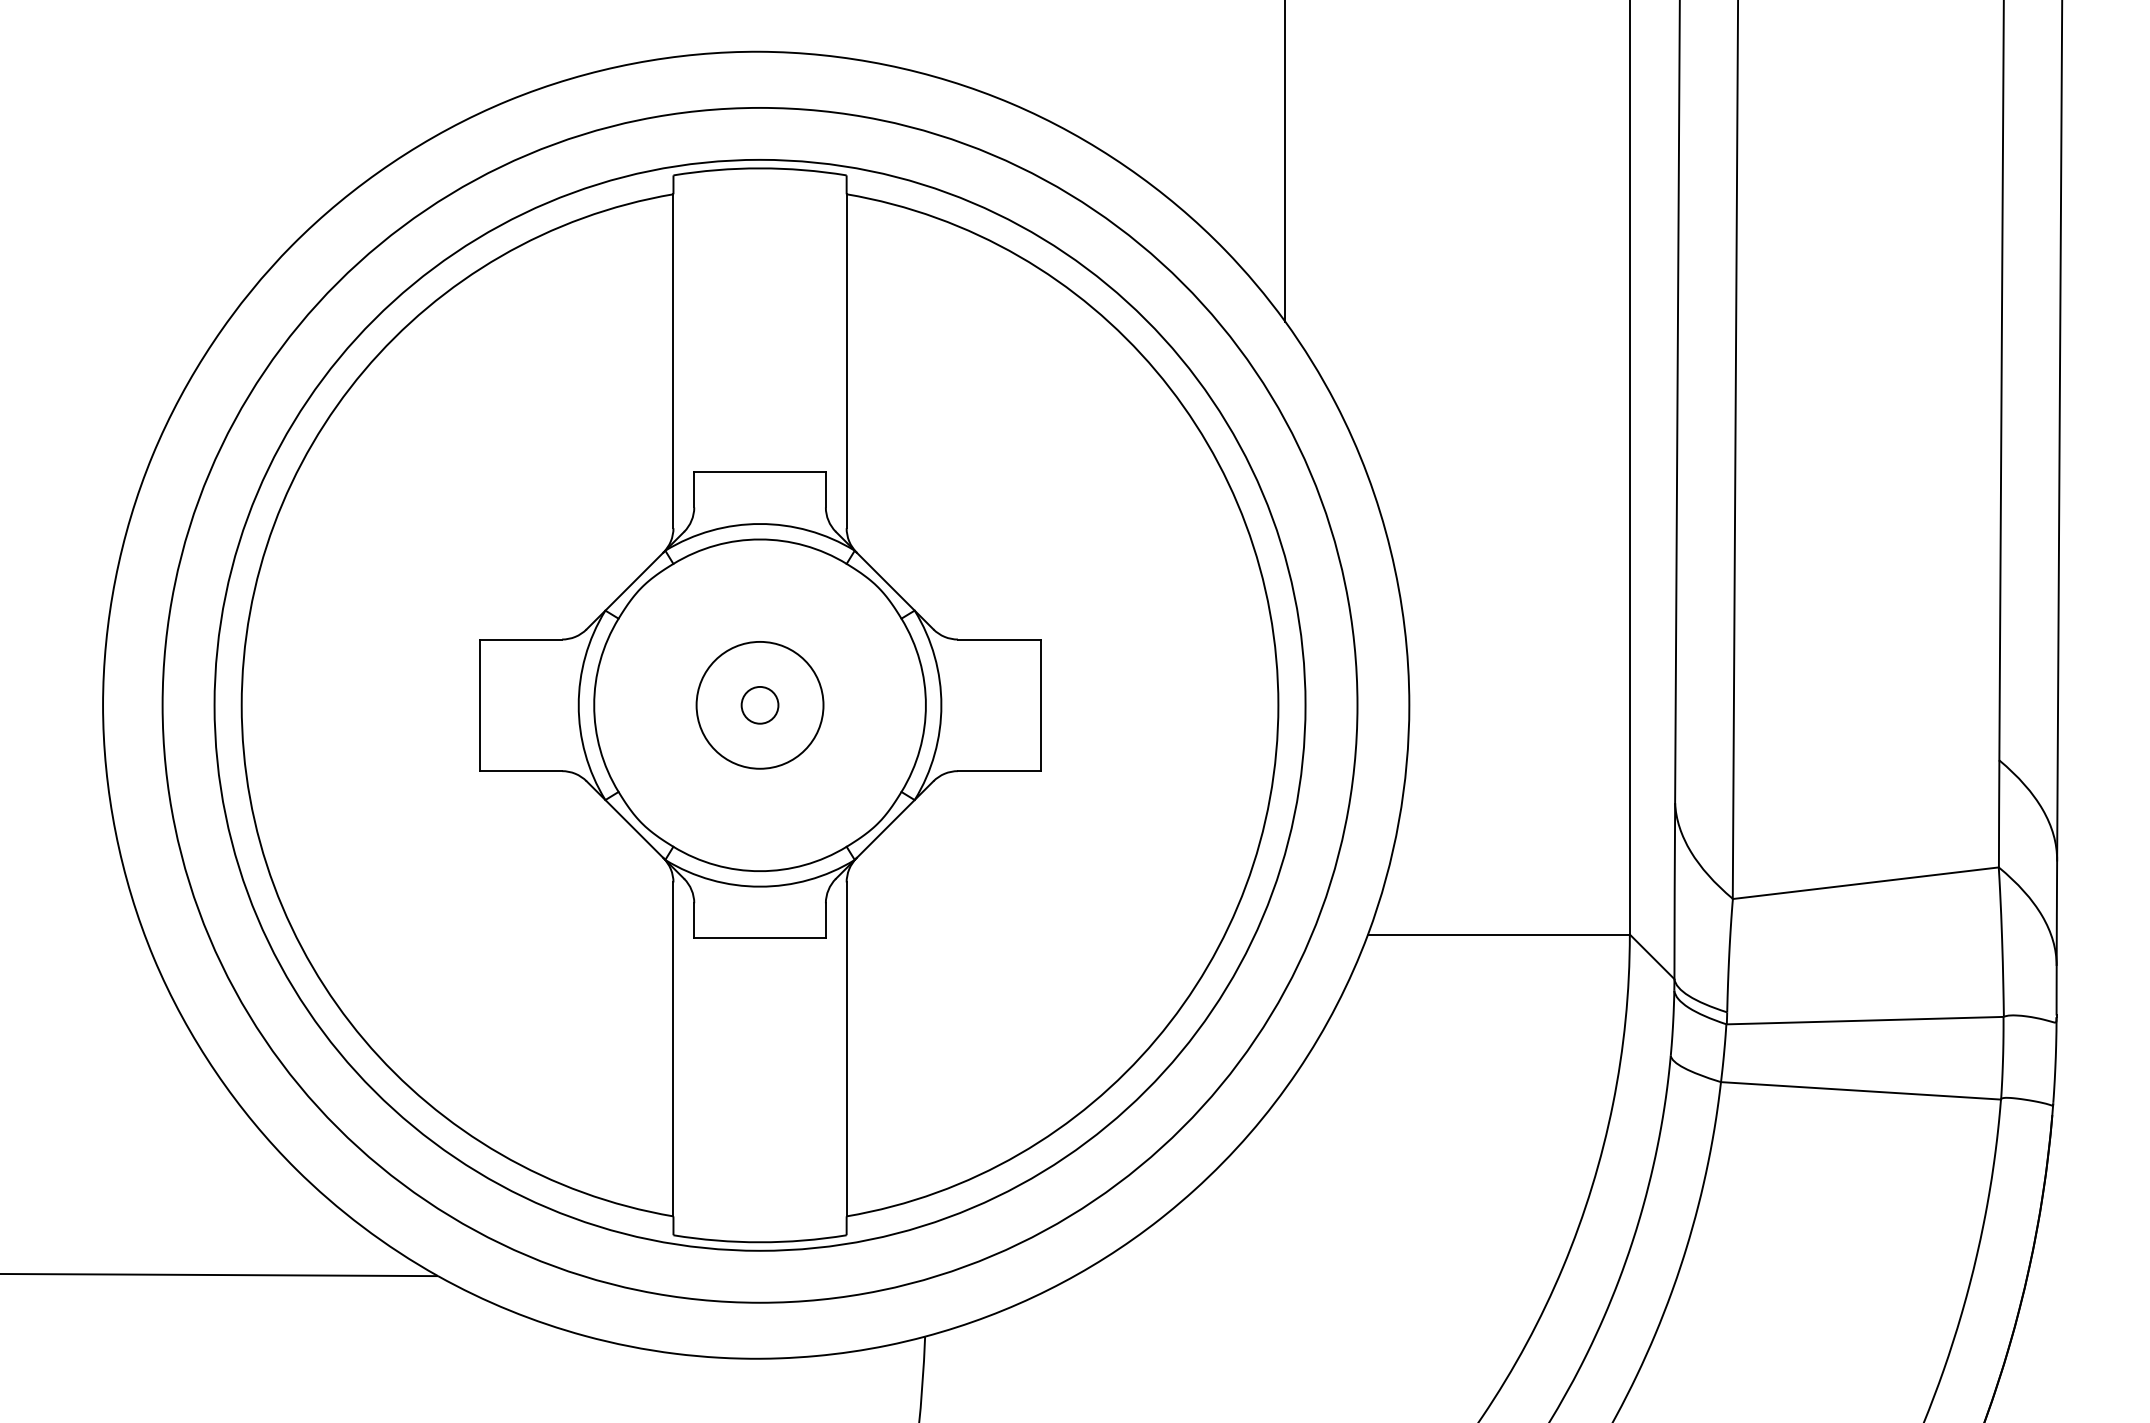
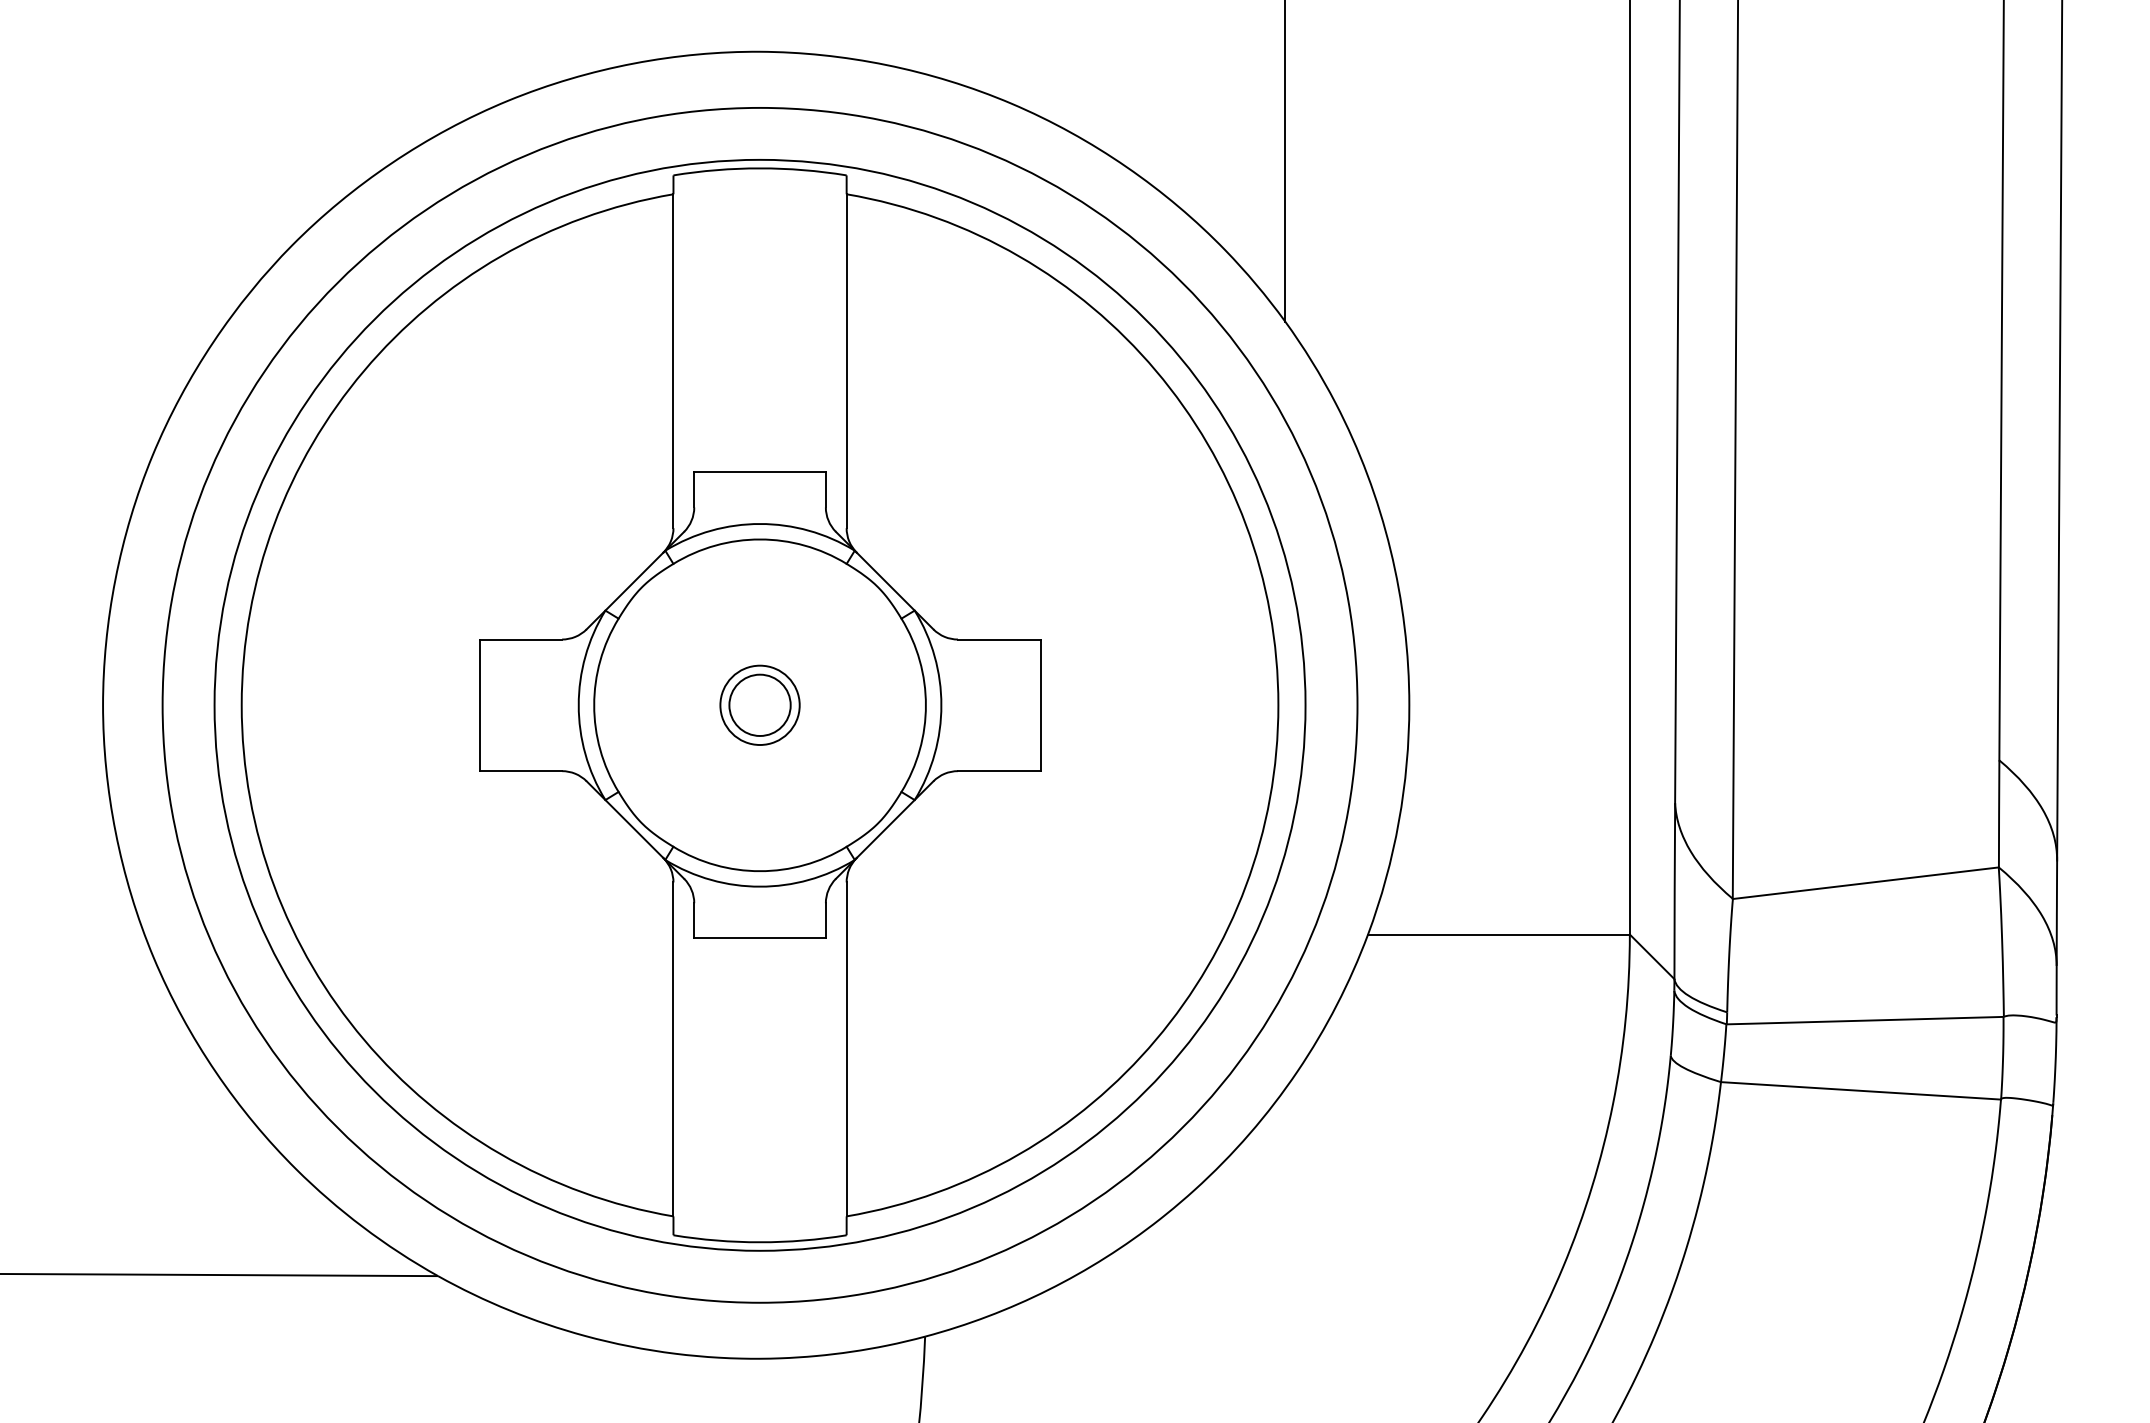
circle diameter: 127 px -> 79 px (759, 705)
circle diameter: 37 px -> 61 px (759, 704)
